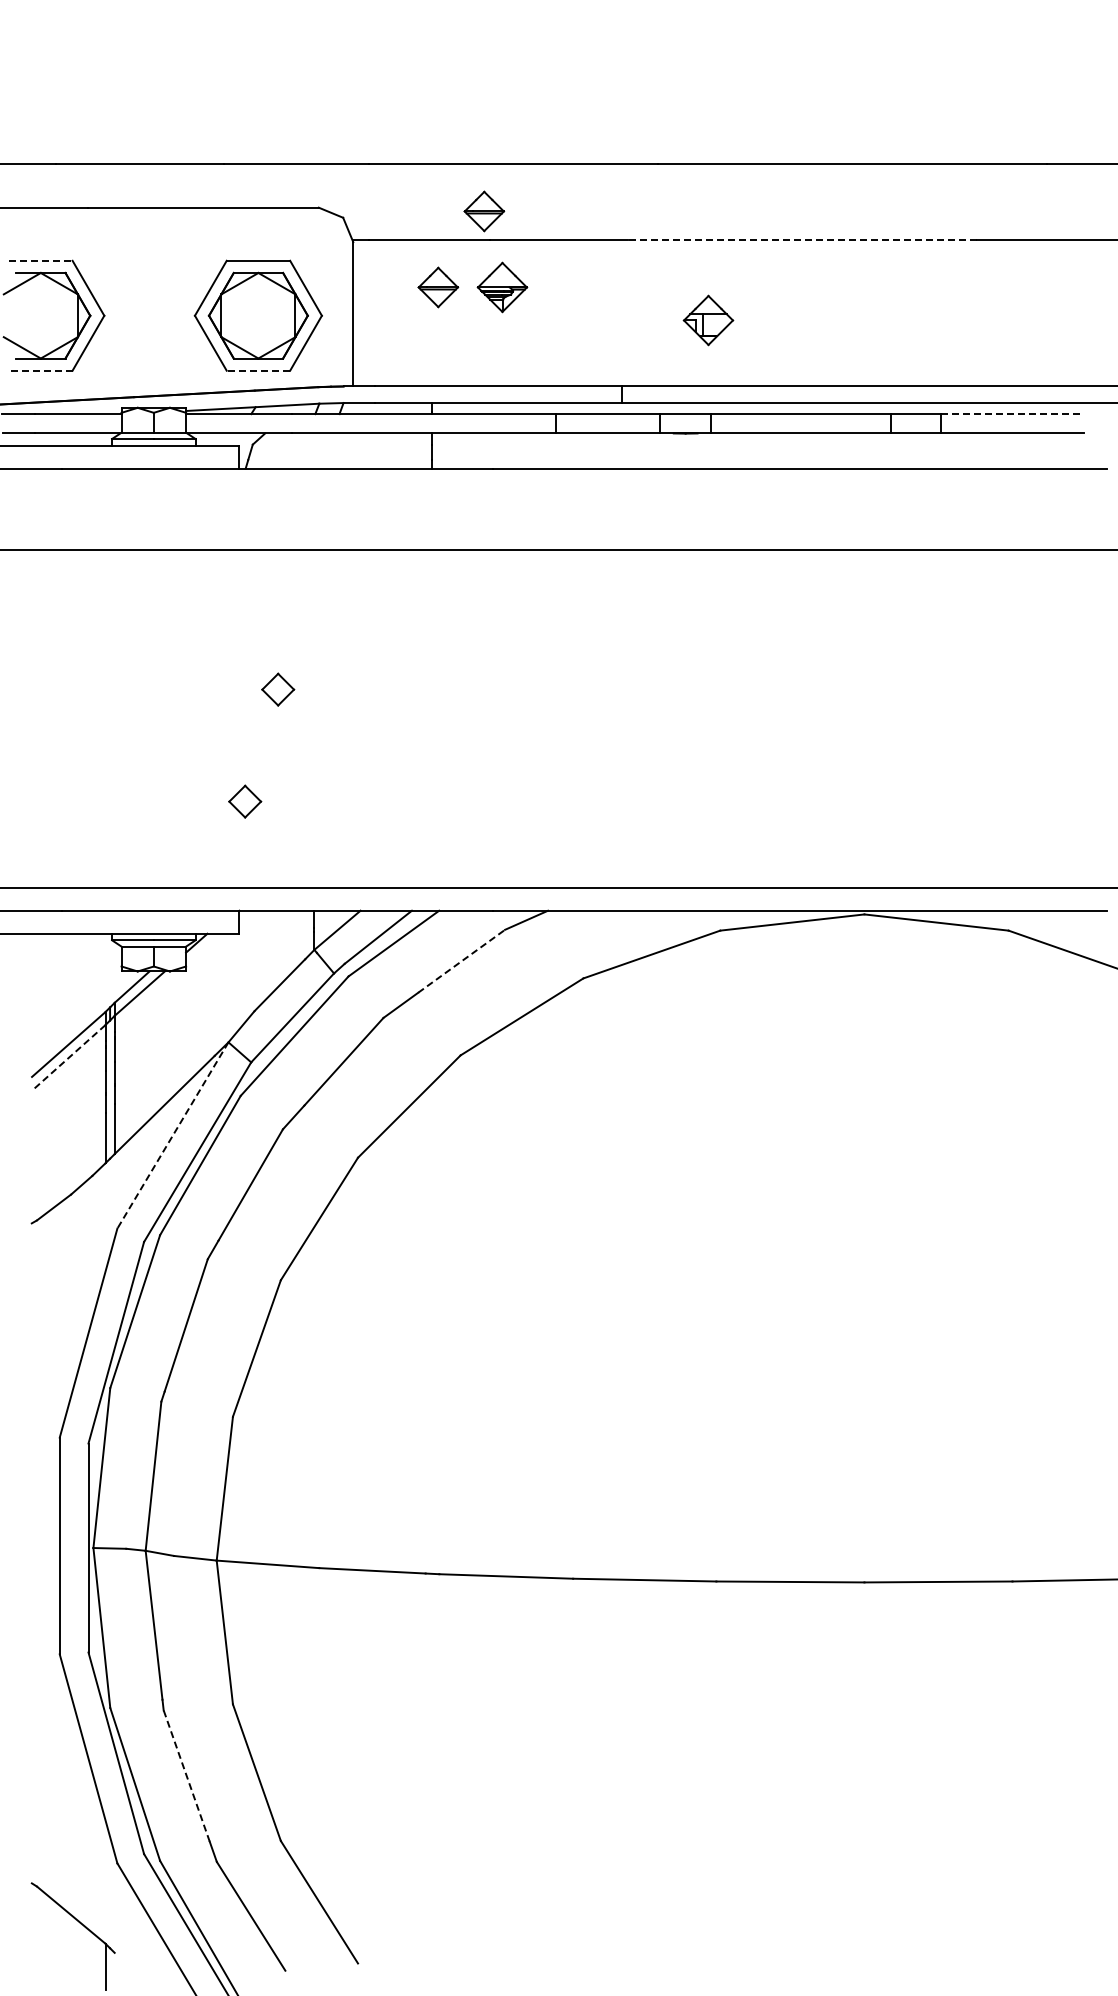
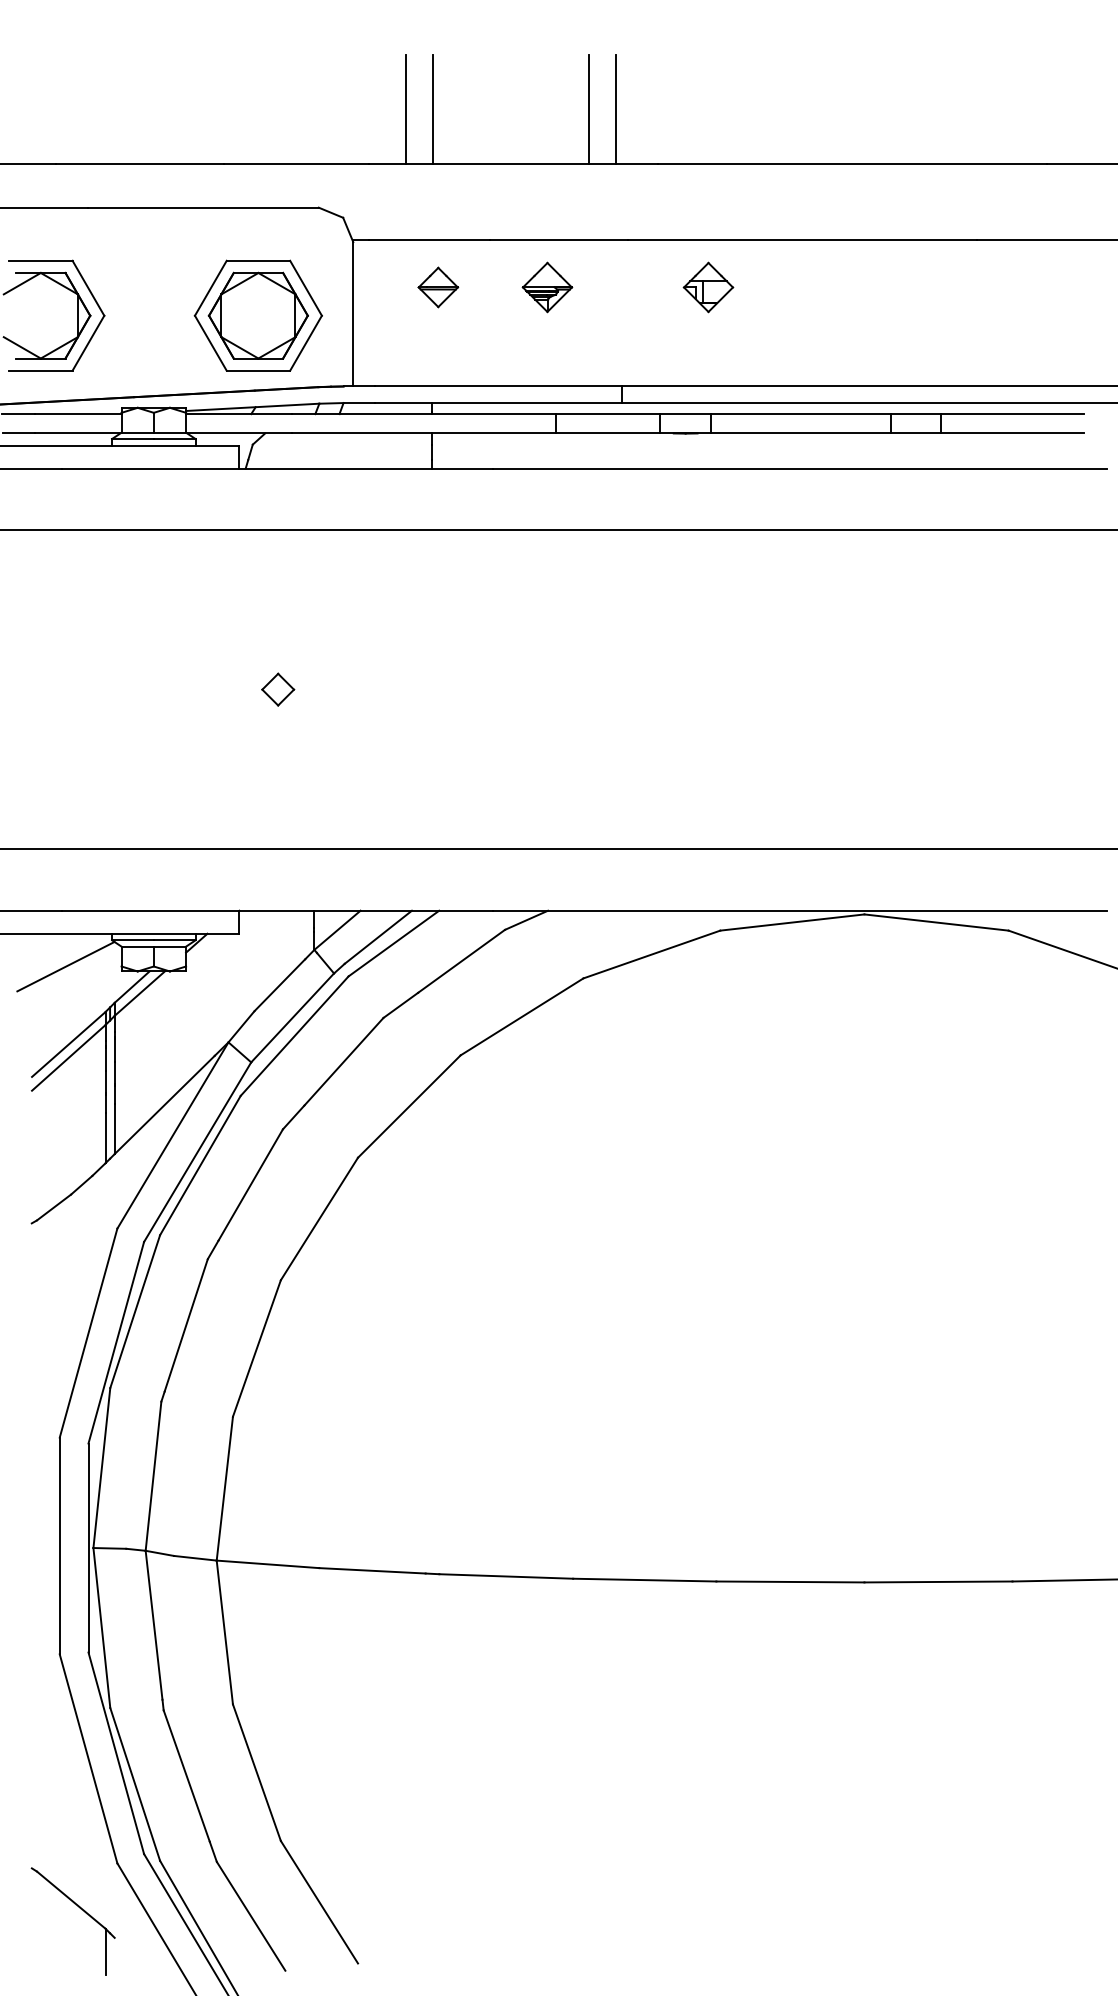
line: none -> present (405, 109)
line: none -> present (433, 109)
line: none -> present (588, 109)
line: none -> present (615, 109)
part: present -> none (484, 211)
line: dashed -> solid (802, 240)
line: dashed -> solid (40, 260)
part position: (502, 287) -> (547, 287) (547, 287)
part position: (708, 320) -> (708, 287) (708, 287)
line: dashed -> solid (40, 370)
line: dashed -> solid (258, 370)
line: dashed -> solid (1013, 414)
line position: (558, 550) -> (558, 530) (558, 530)
part: present -> none (245, 801)
line position: (558, 888) -> (558, 849) (558, 849)
line: dashed -> solid (461, 961)
line: none -> present (65, 966)
line: dashed -> solid (68, 1058)
line: dashed -> solid (172, 1135)
line: dashed -> solid (186, 1776)
part position: (80, 1924) -> (80, 1909) (80, 1909)
